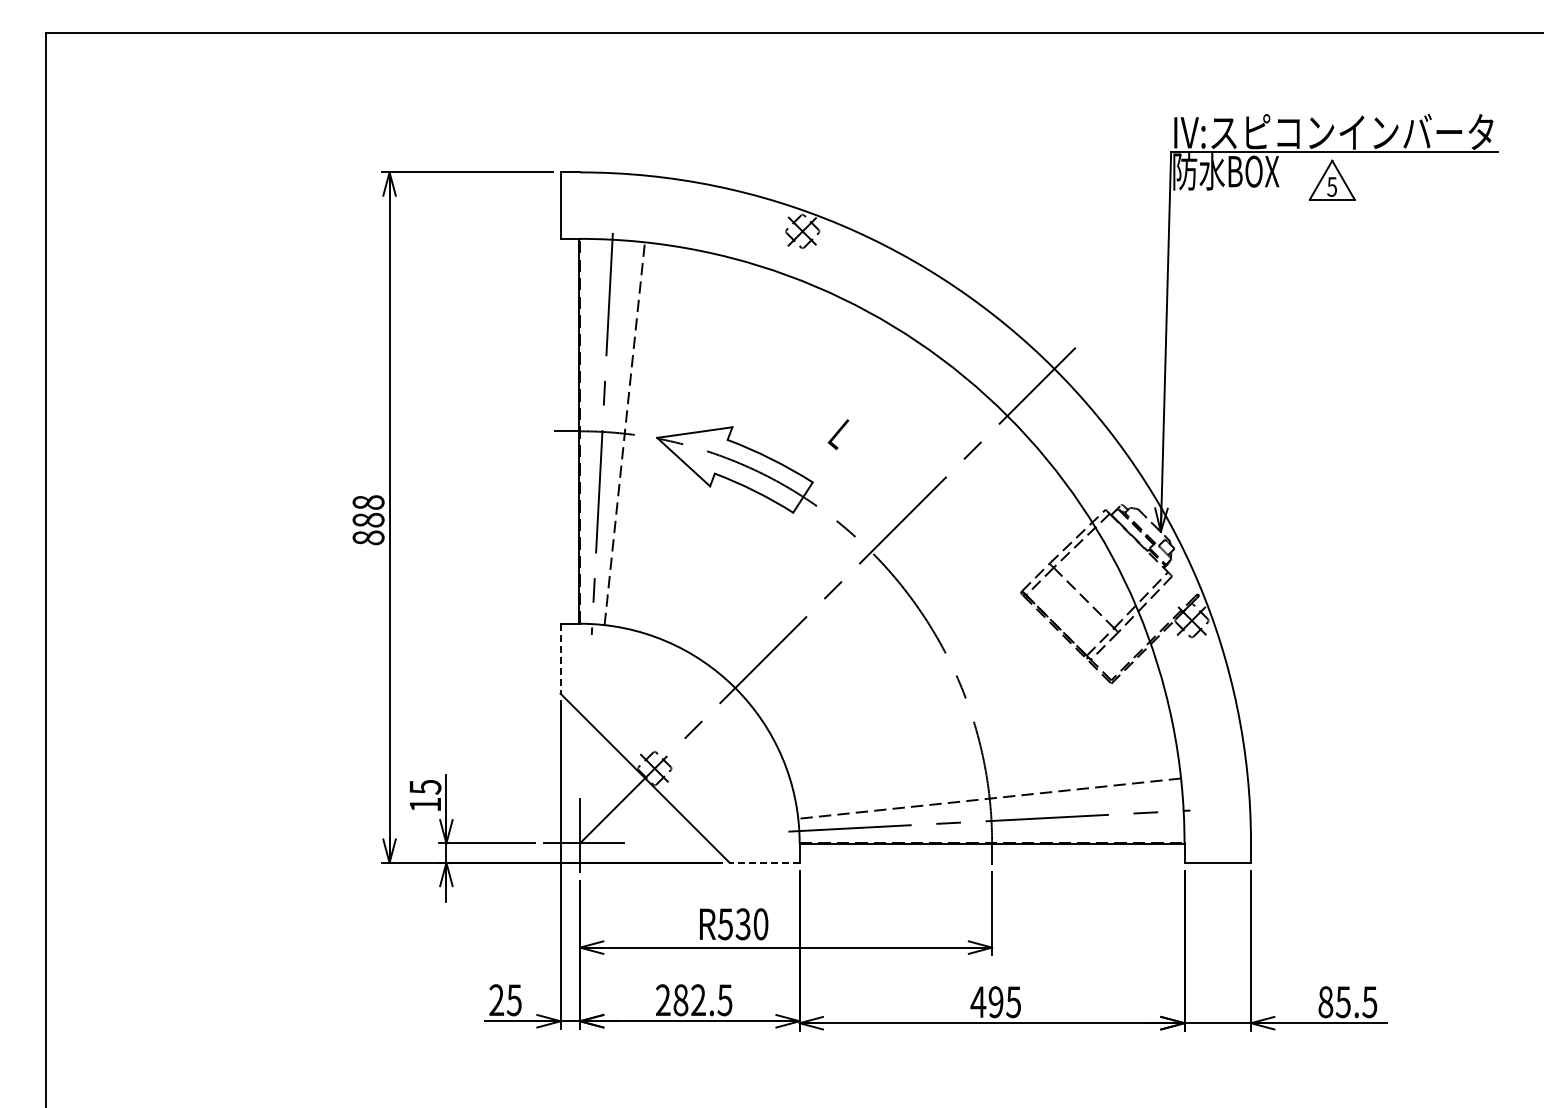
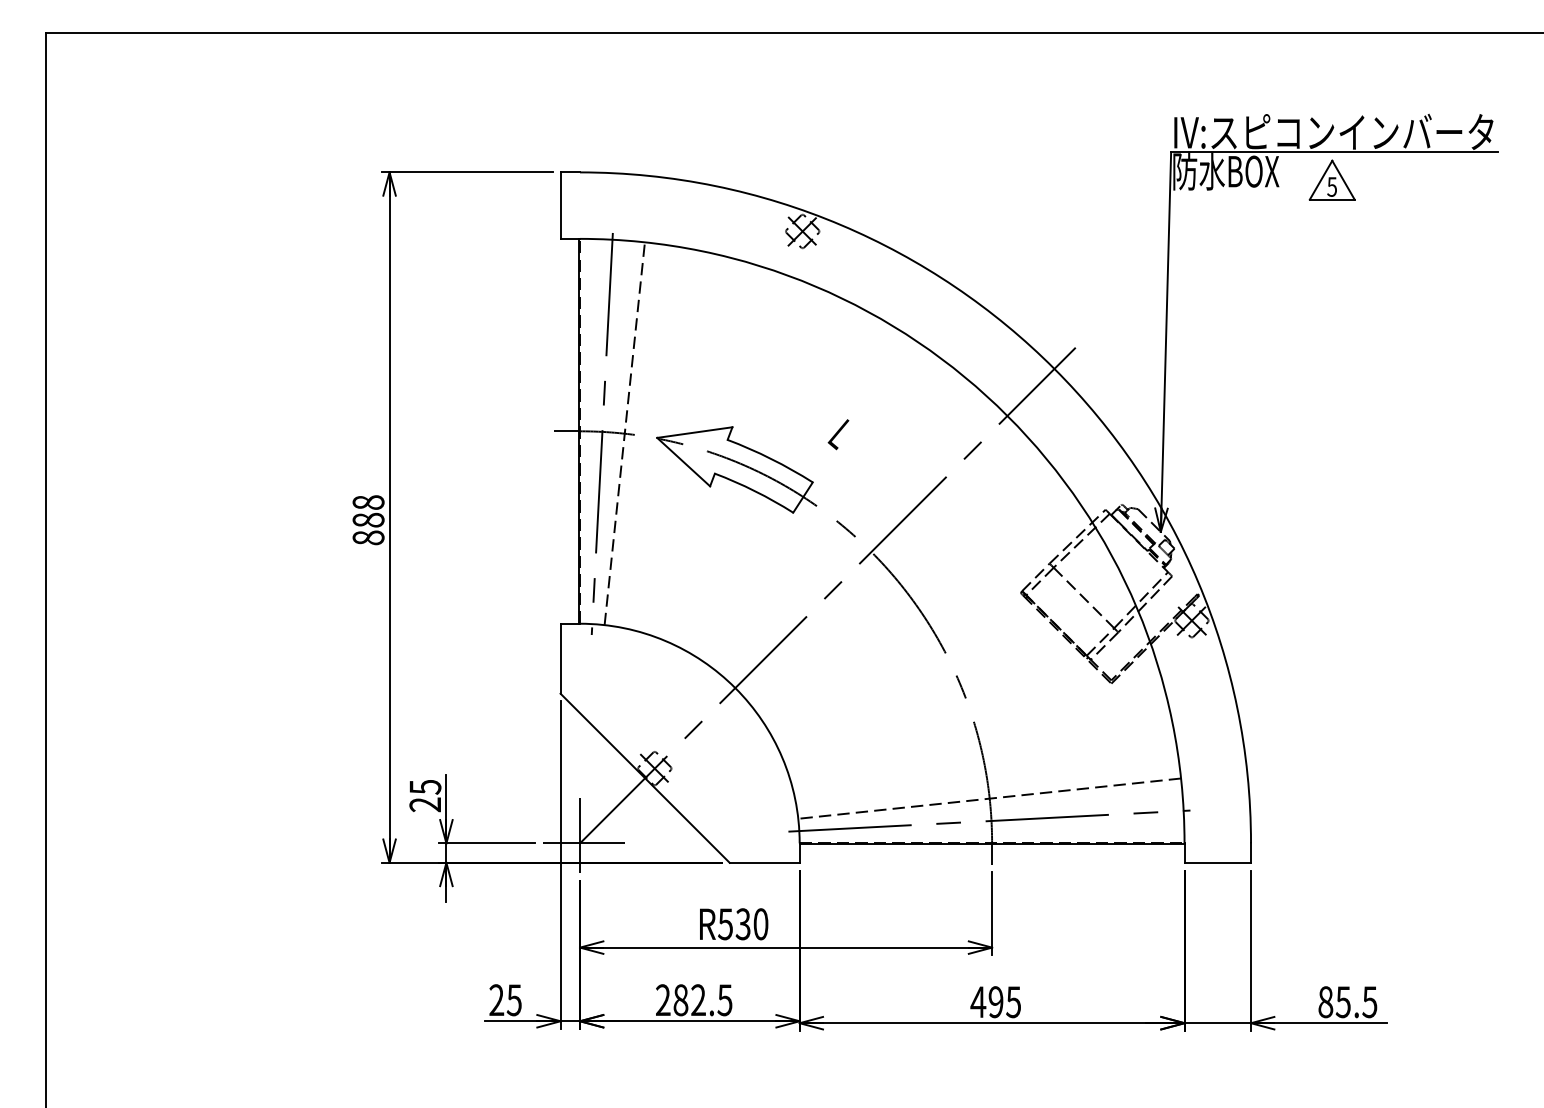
line: dashed -> solid (560, 658)
text: 15 -> 25 (424, 804)
line: dashed -> solid (764, 862)
